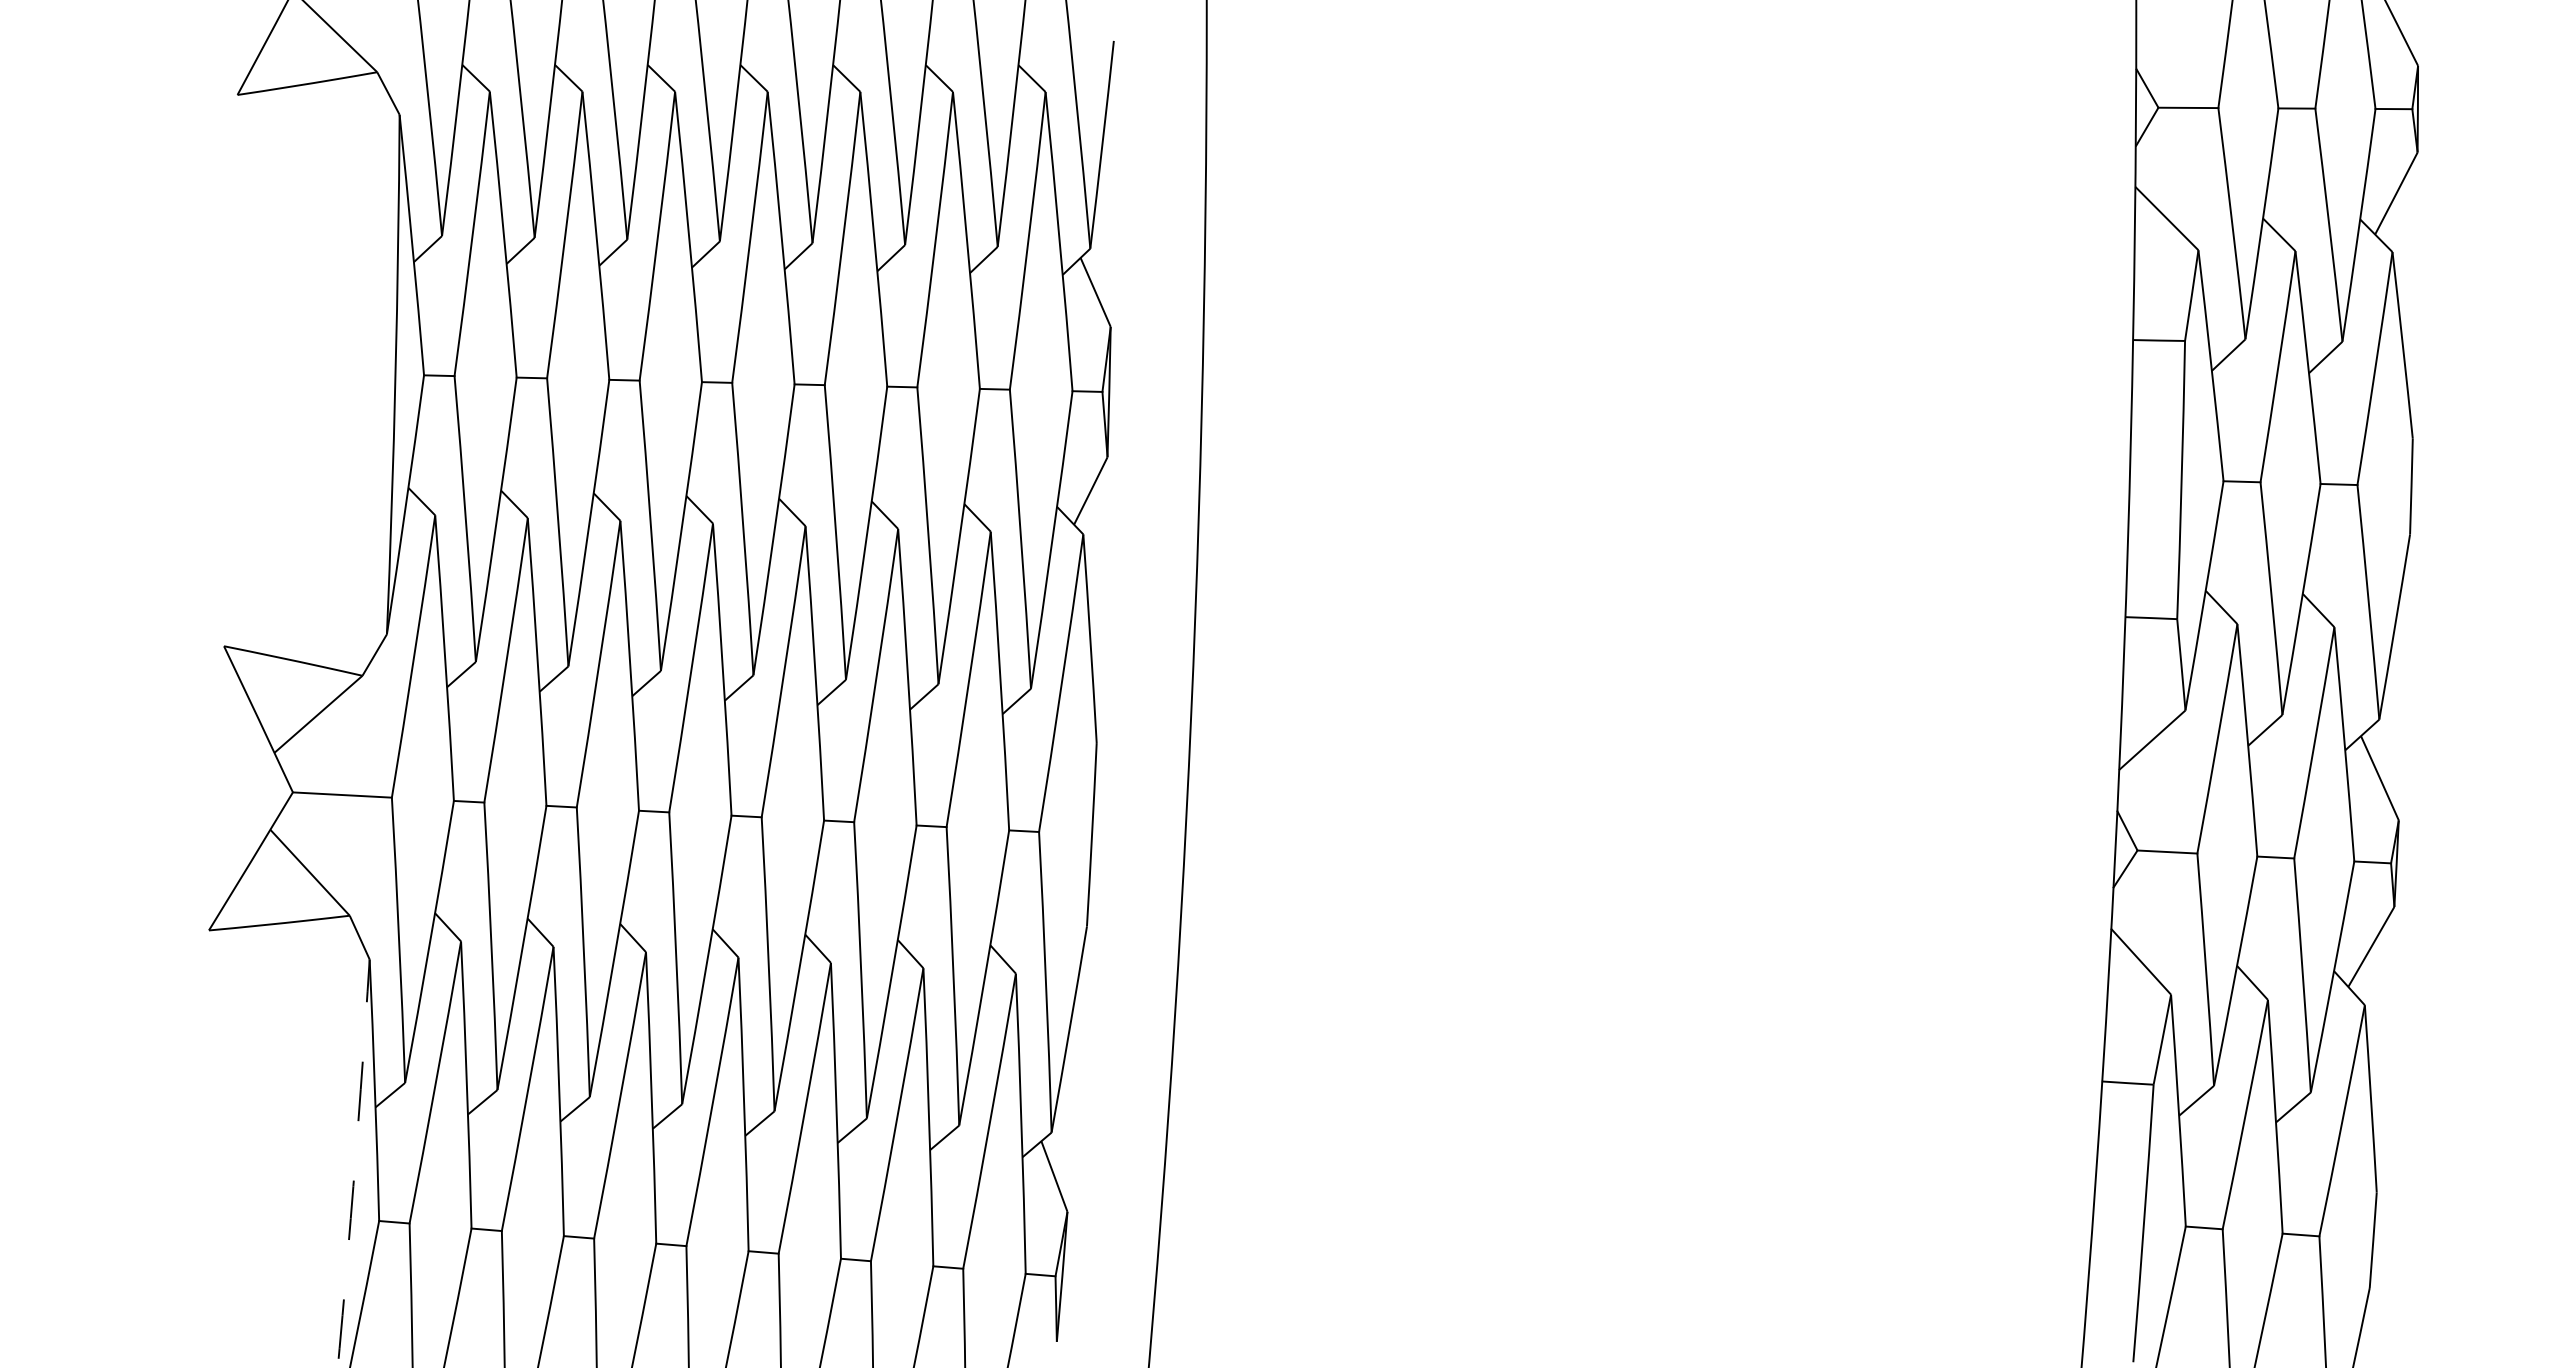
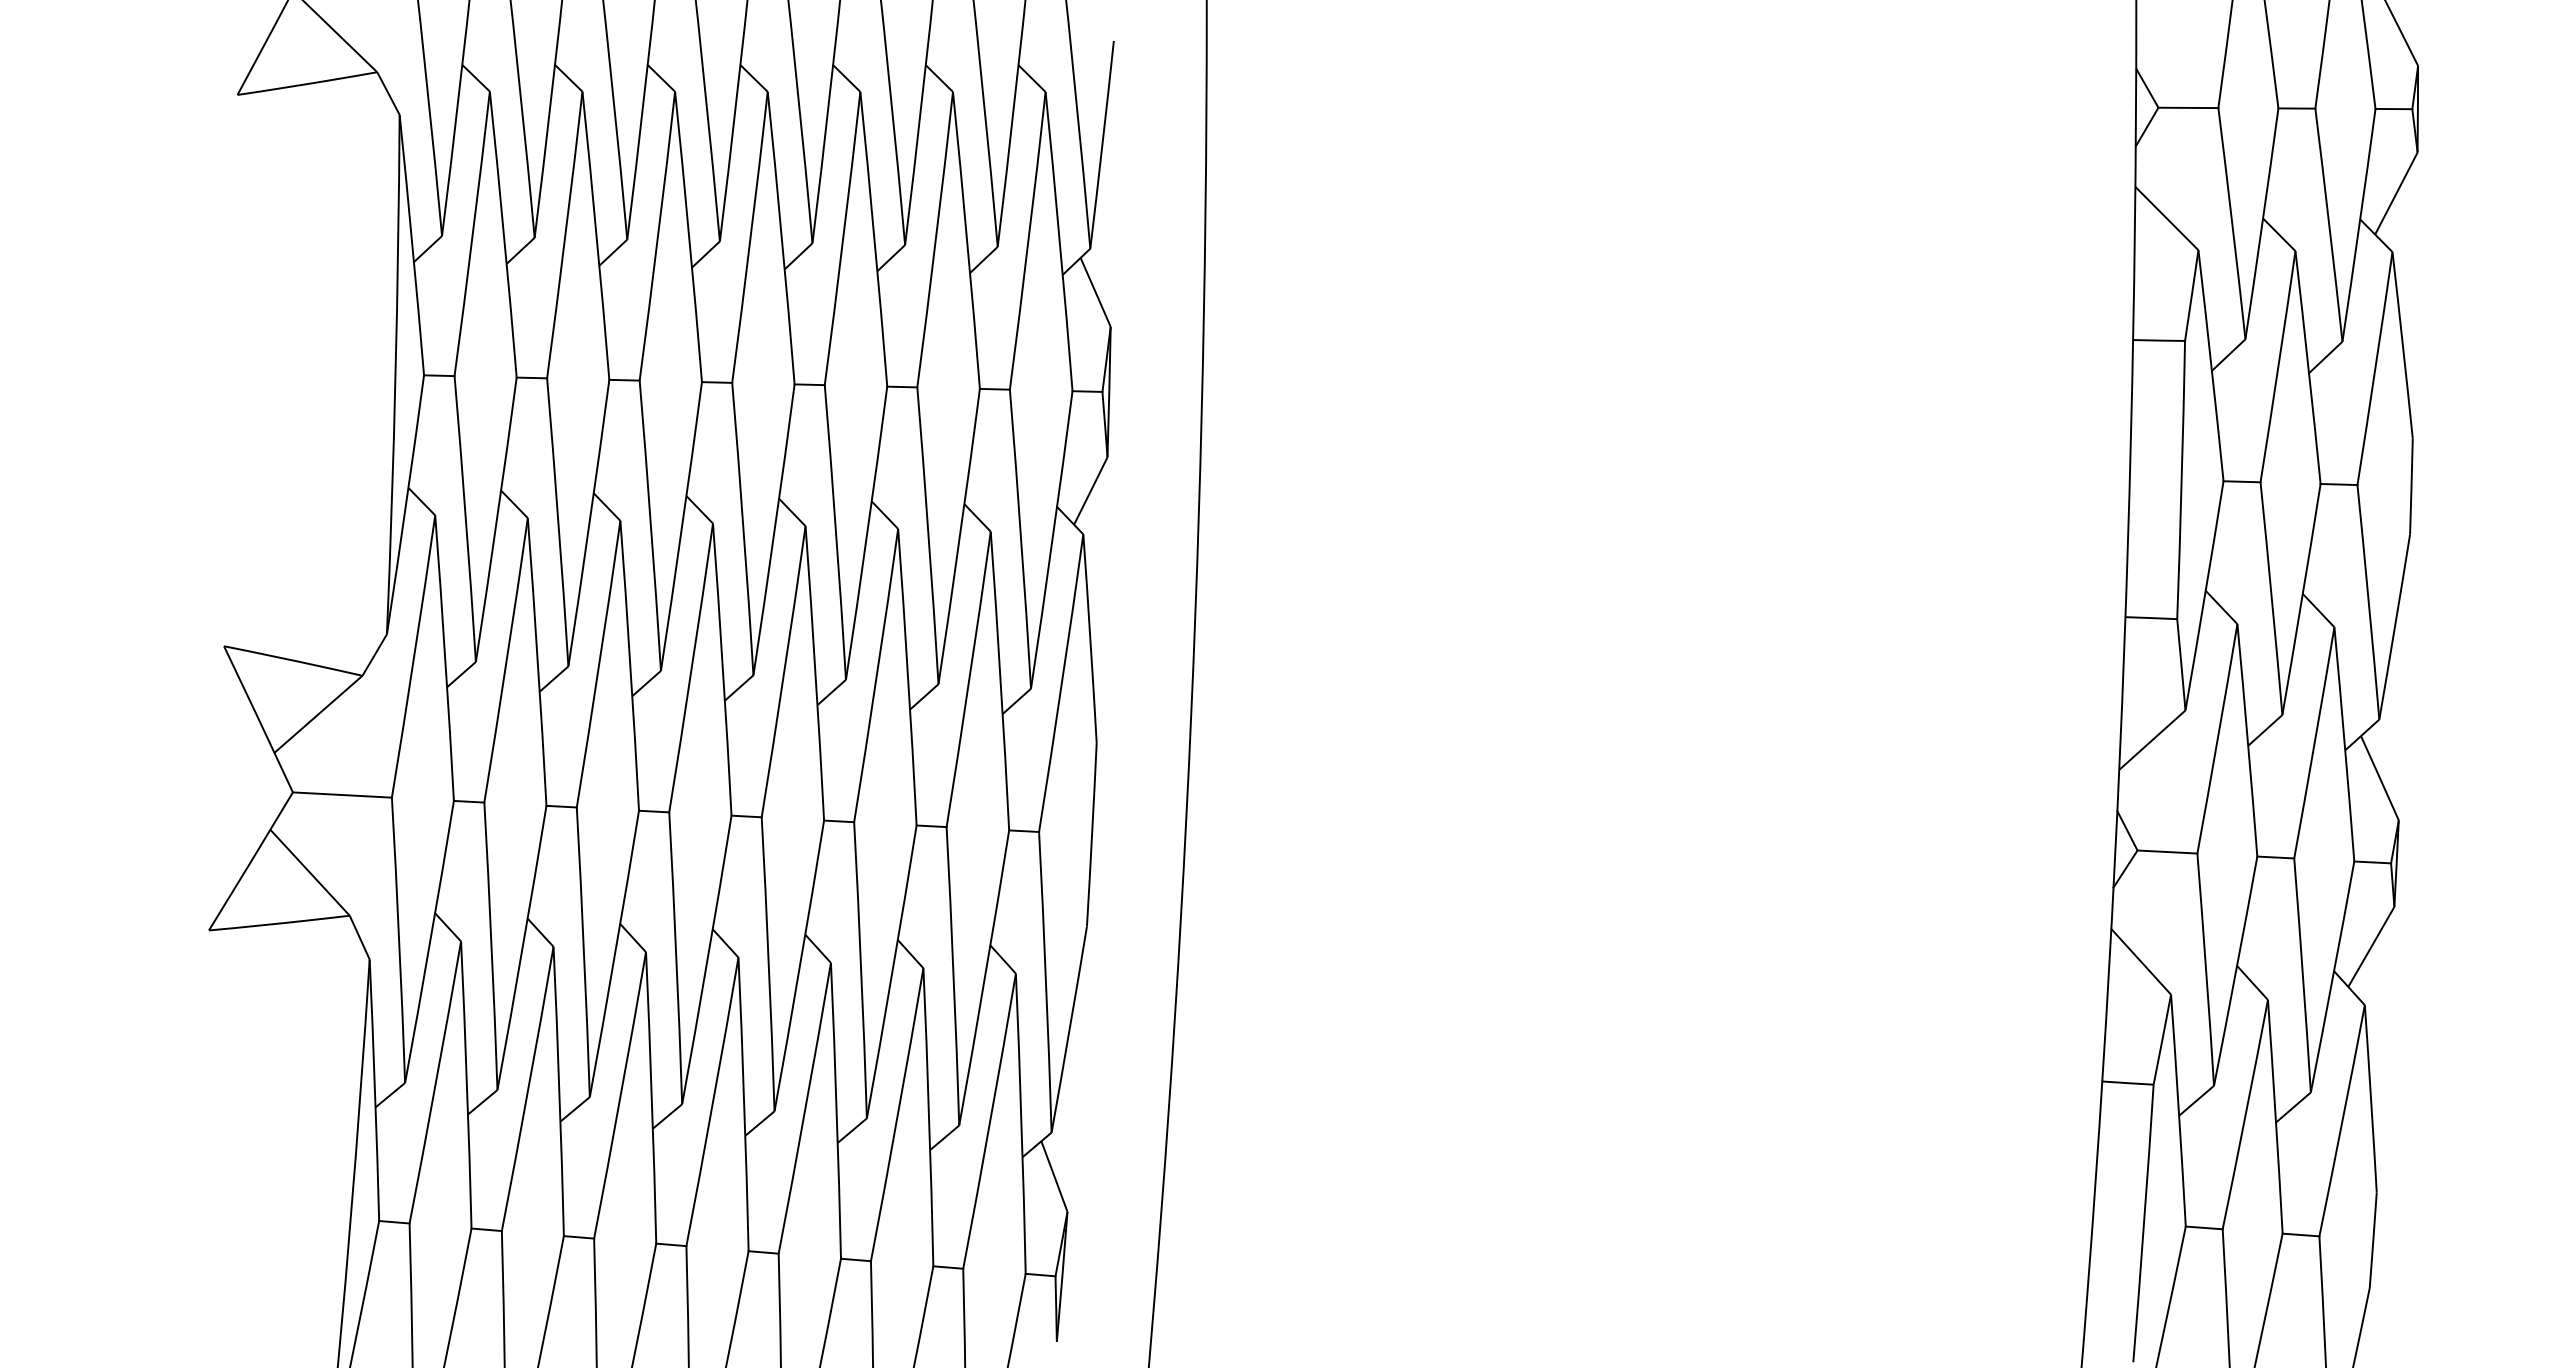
arc: dashed -> solid (355, 1163)
